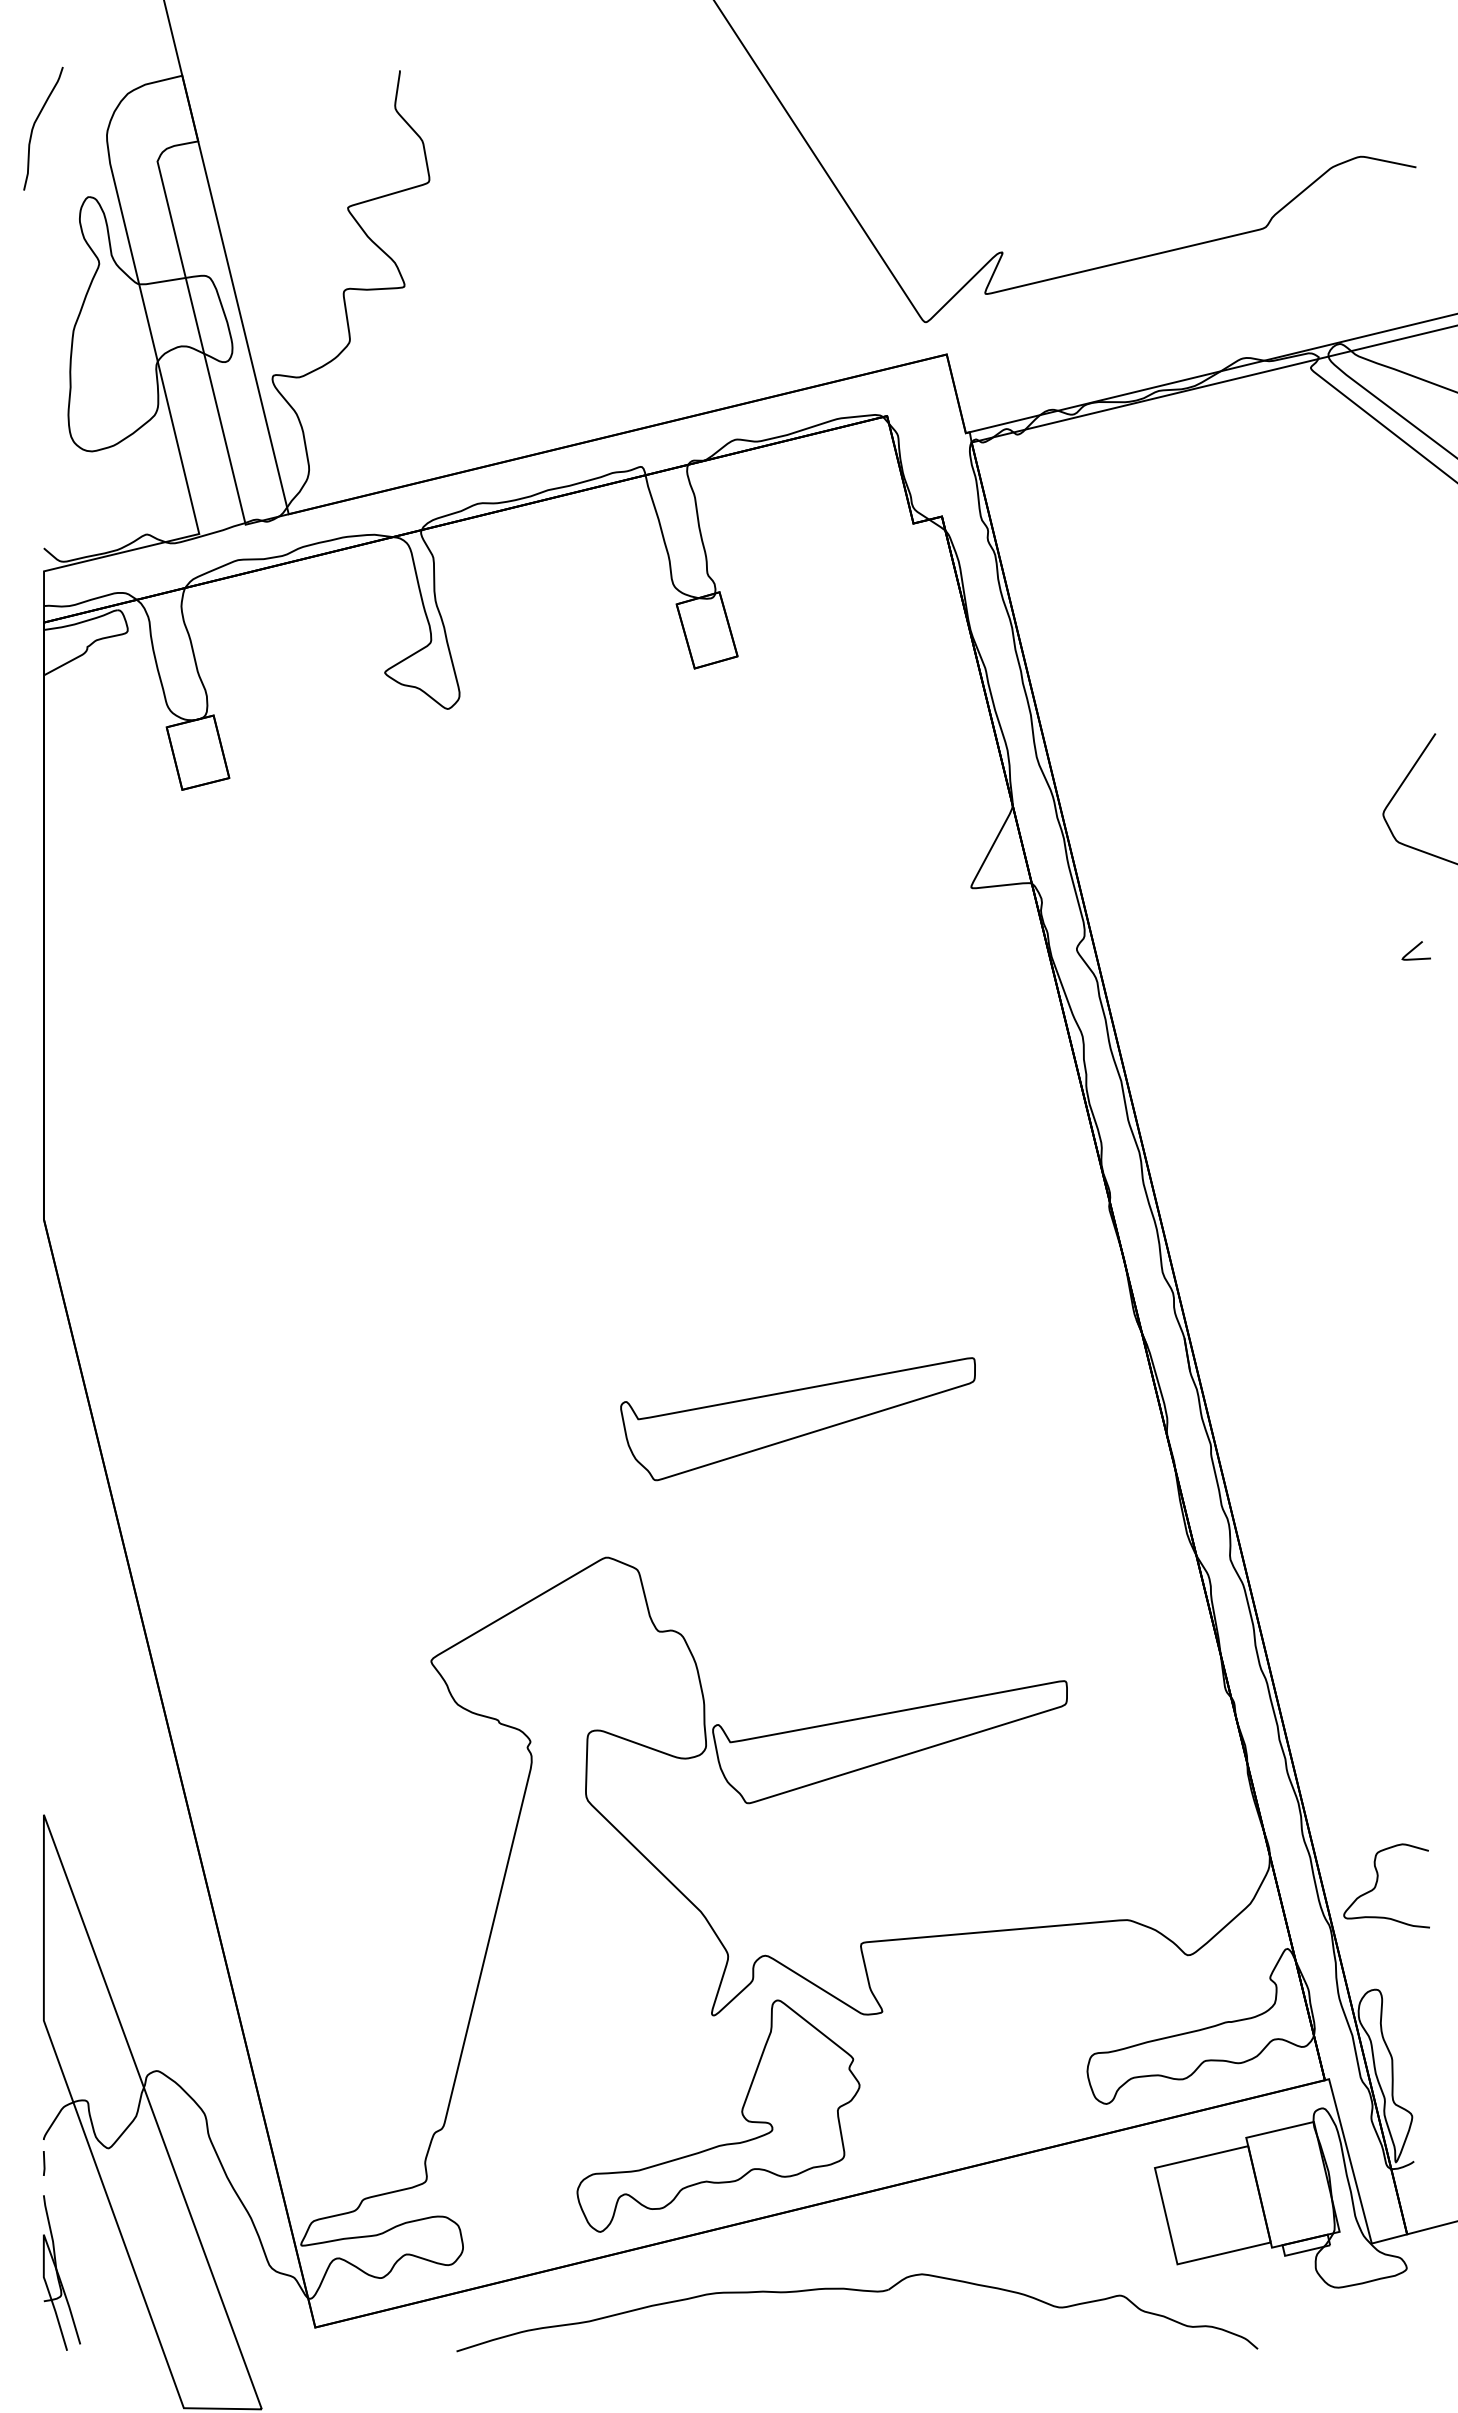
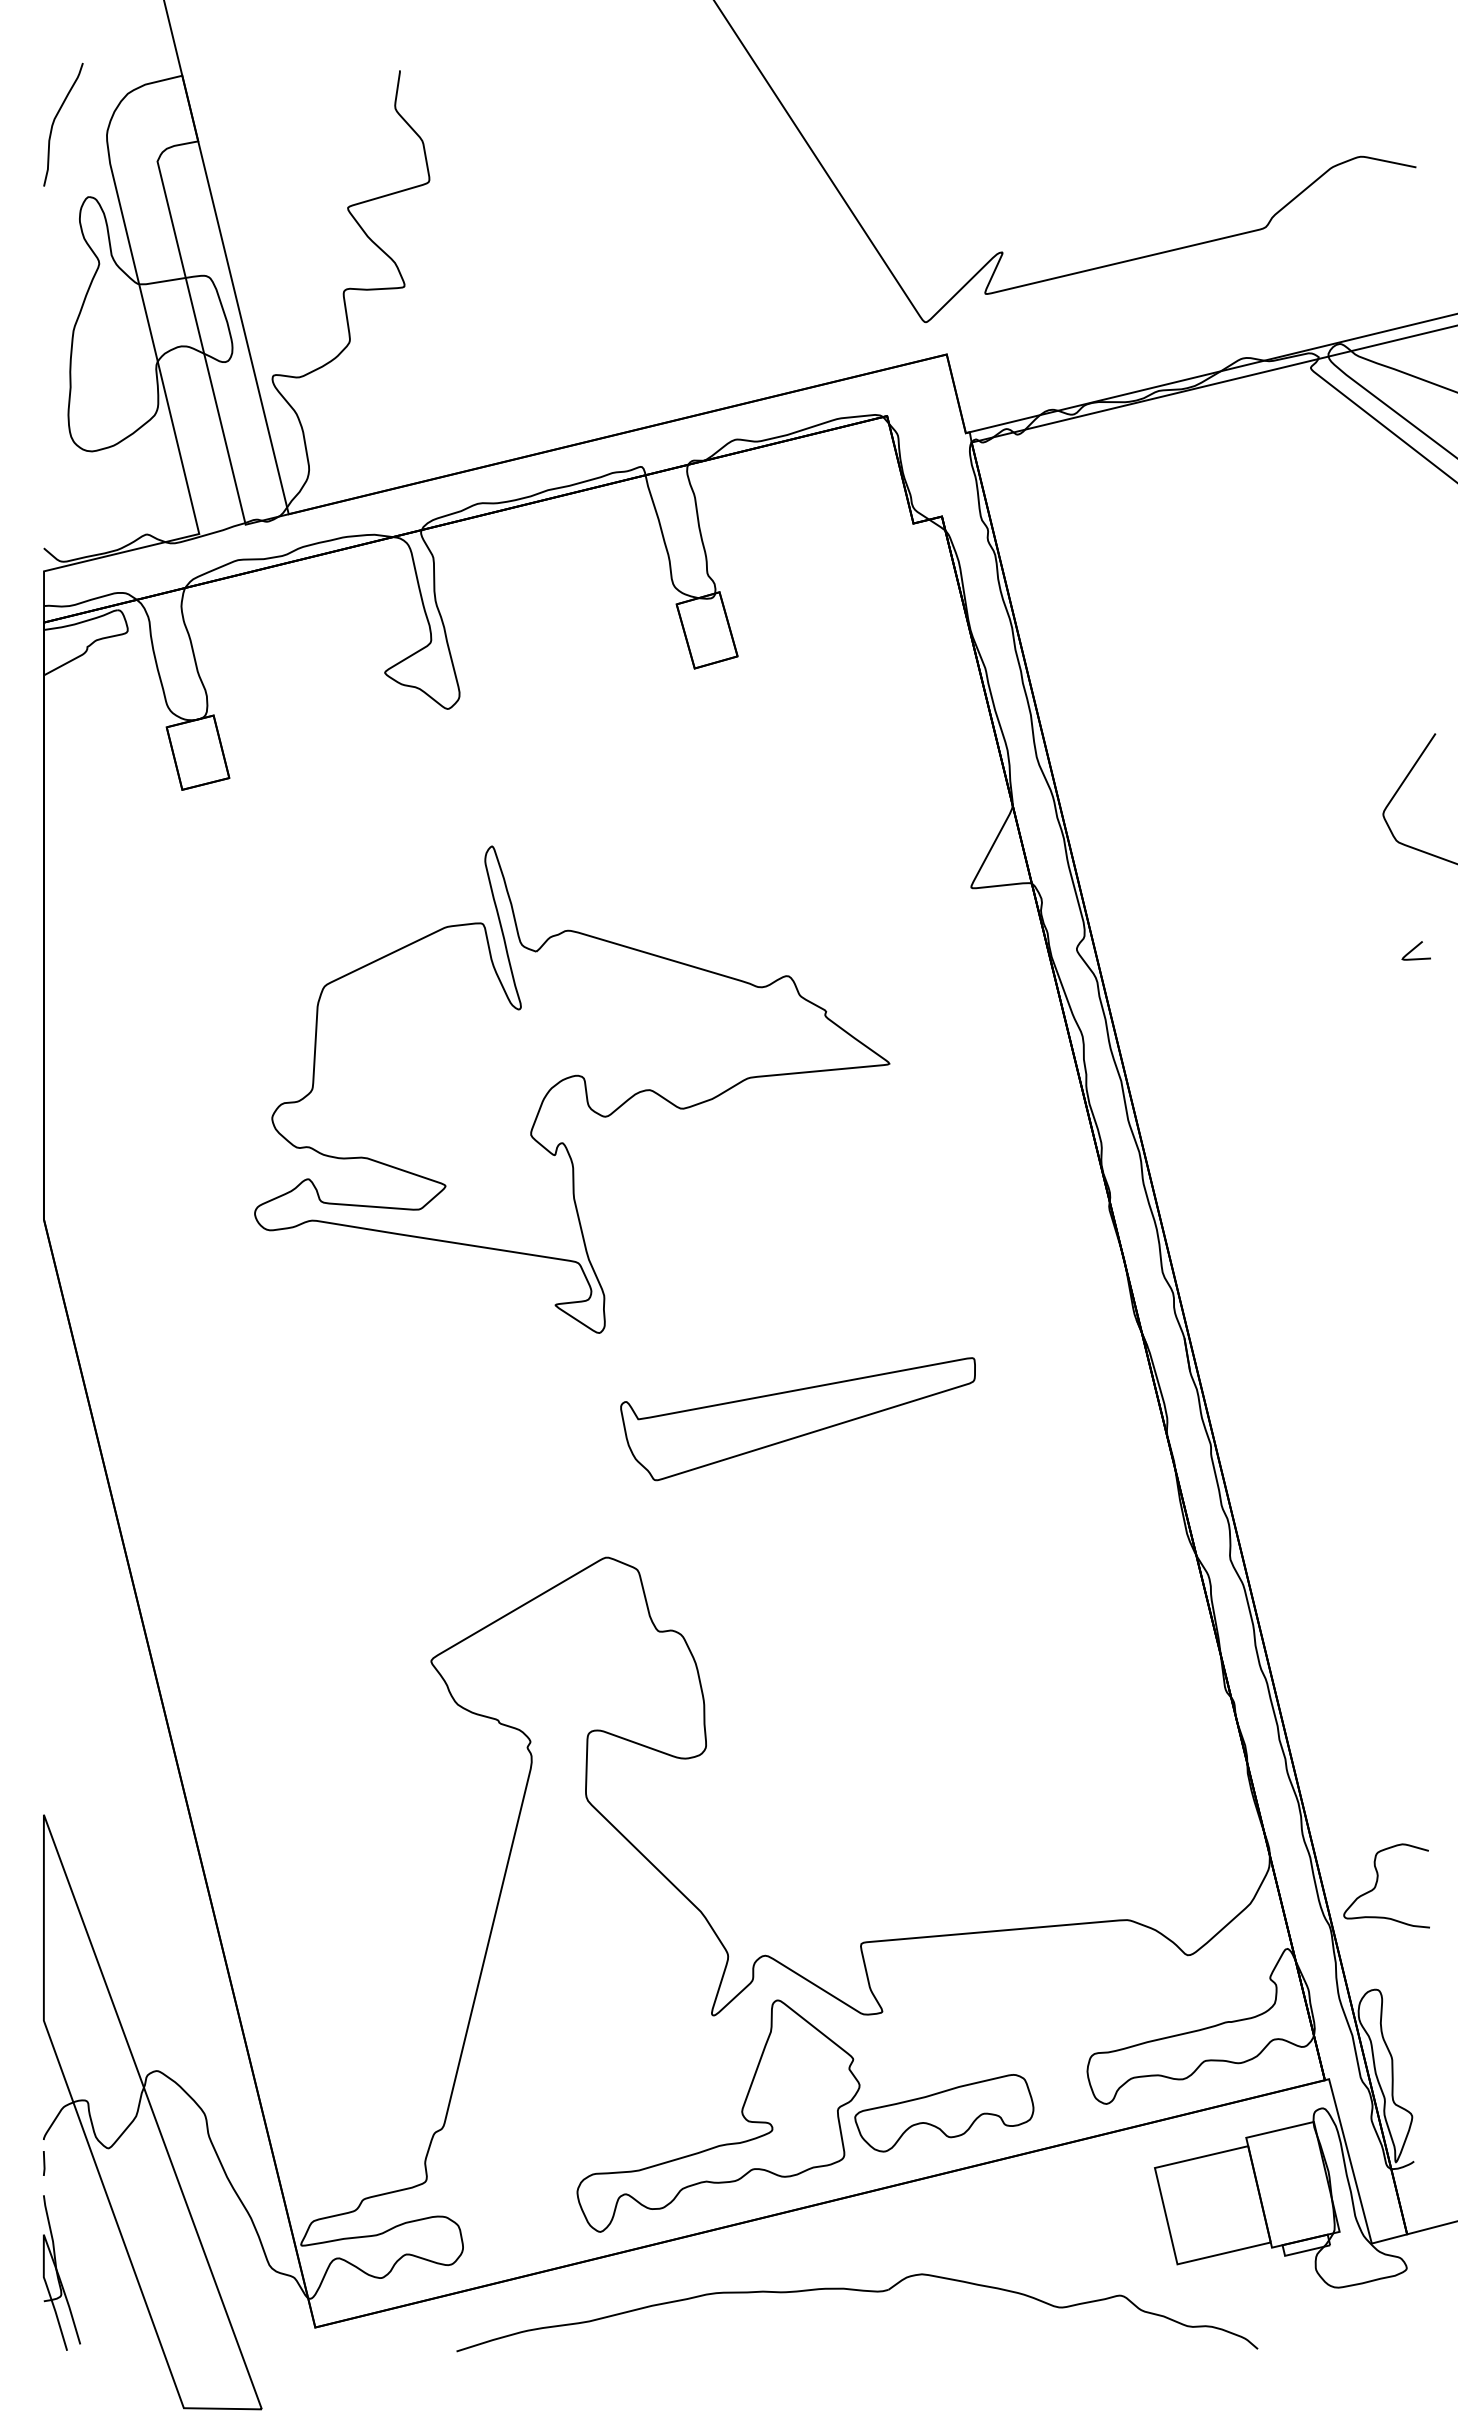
curve position: (35, 124) -> (55, 120) (55, 120)
part: none -> present (570, 1078)
part: present -> none (889, 1742)
part: none -> present (944, 2113)
